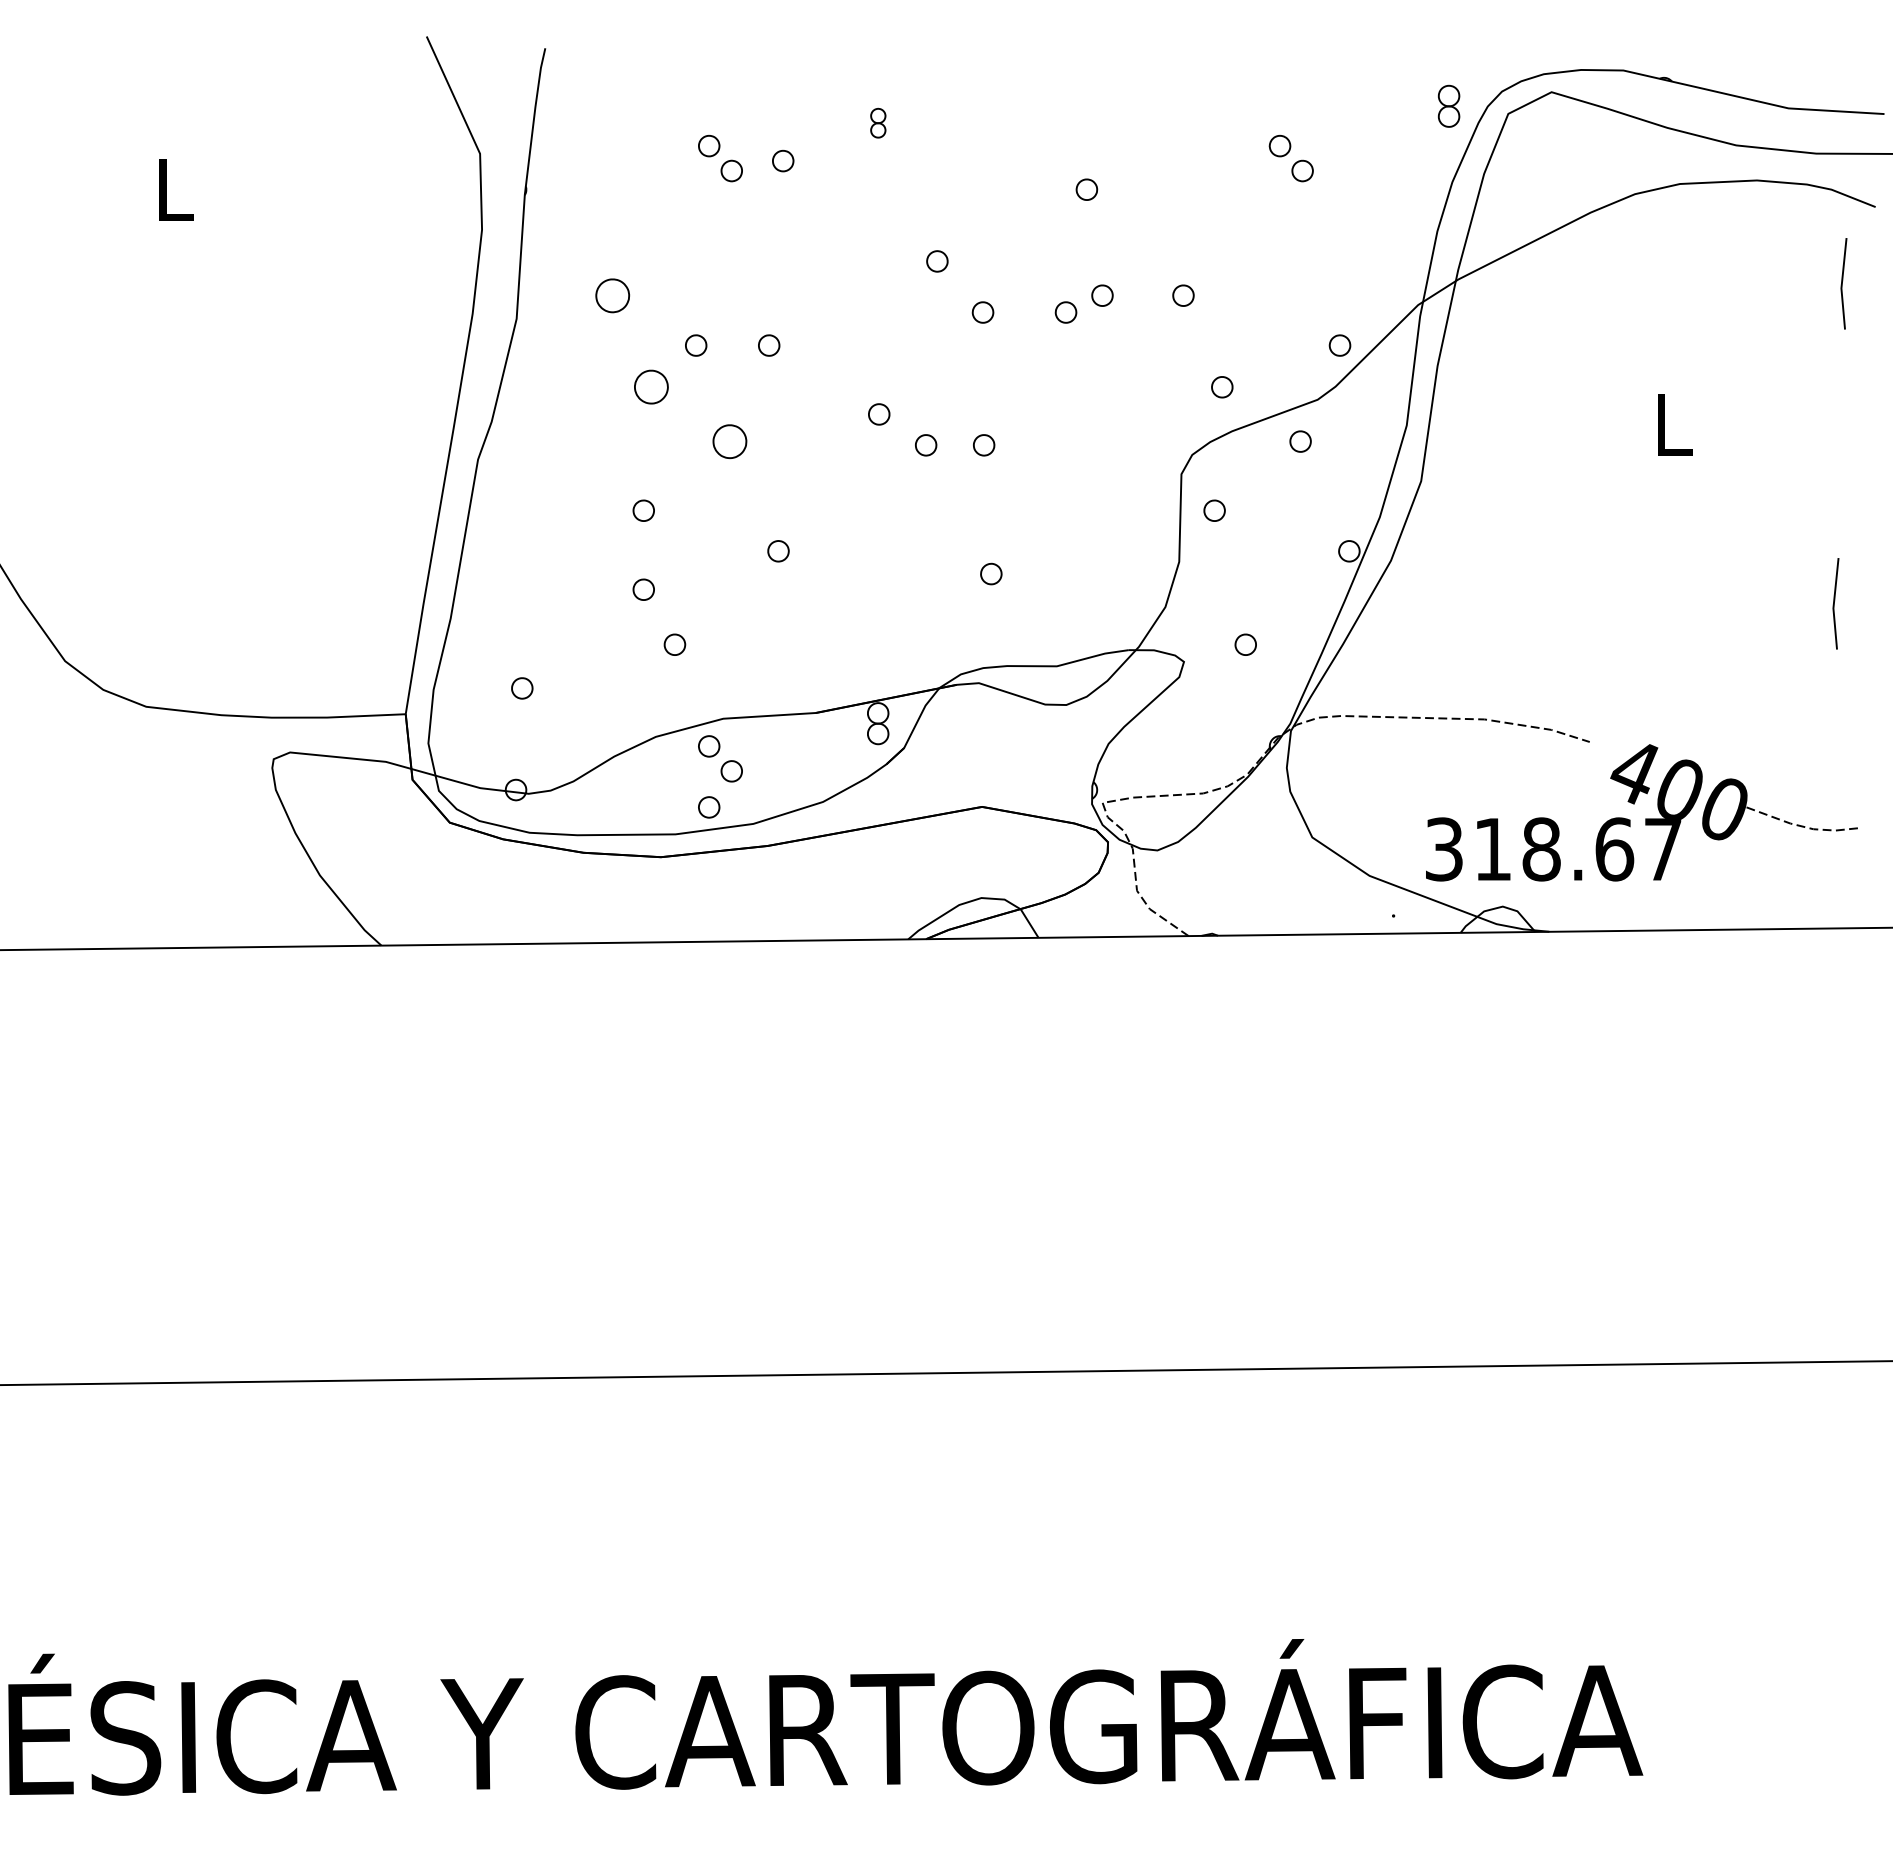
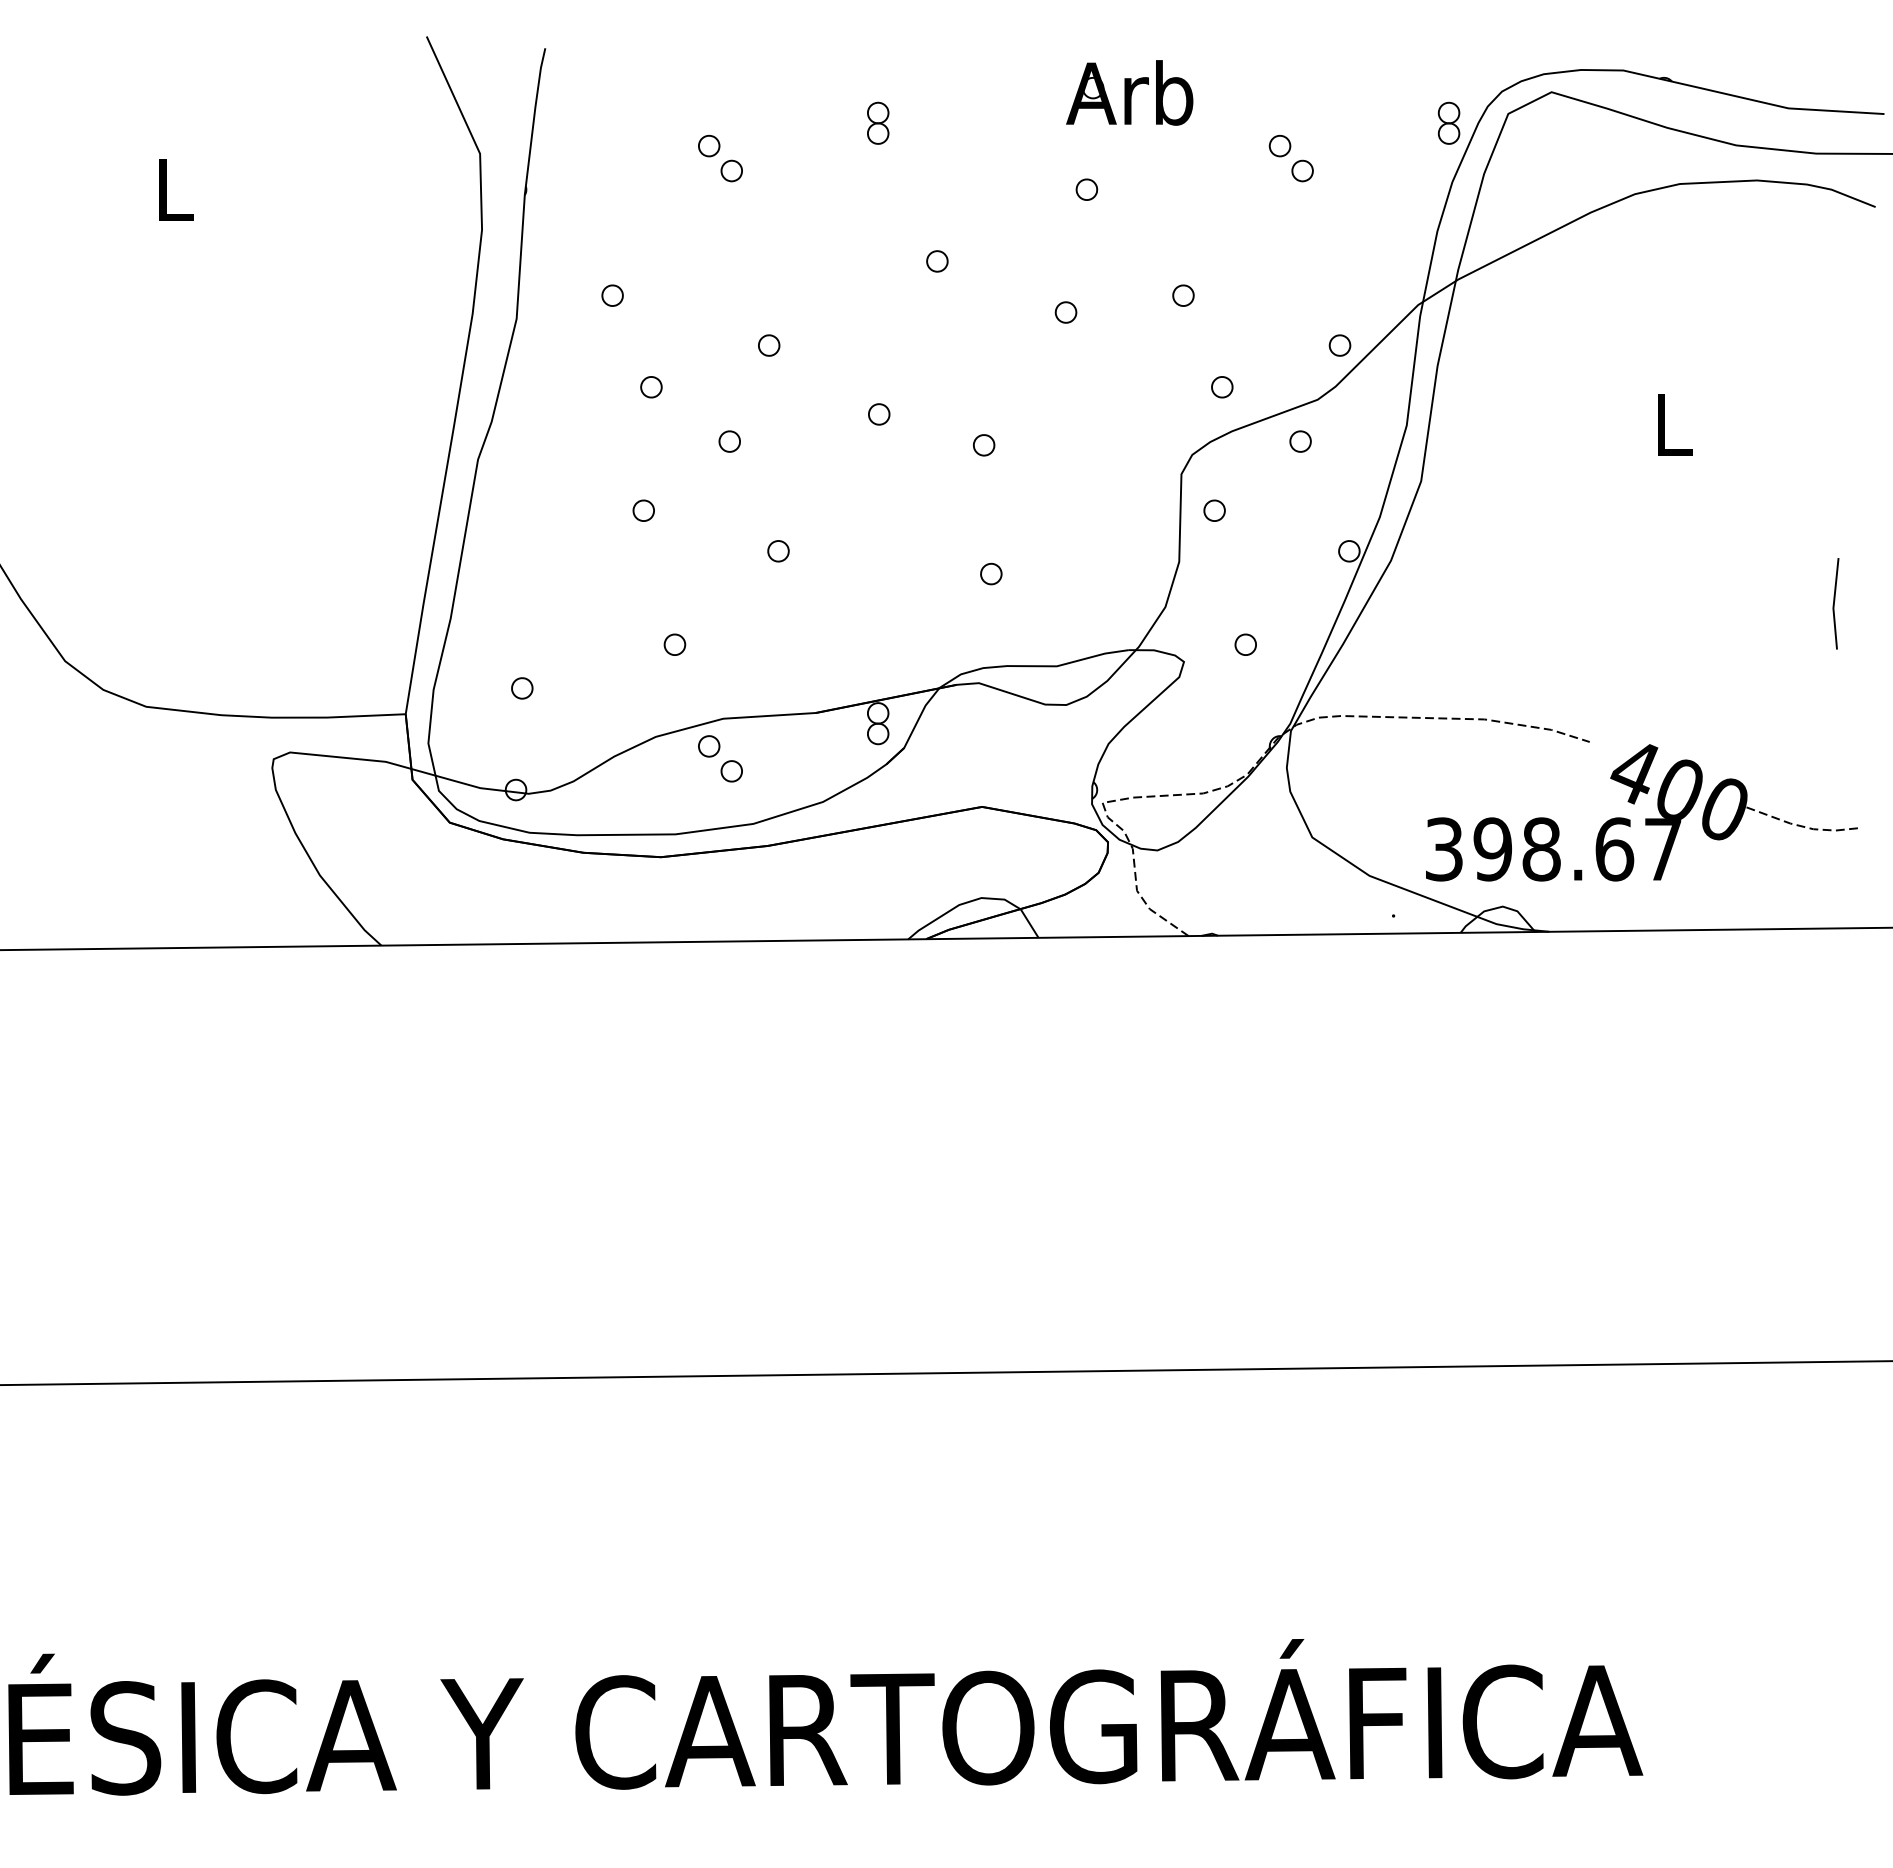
part: none -> present (1129, 92)
part position: (1449, 105) -> (1449, 122) (1449, 122)
part size: 17x32 px -> 23x44 px (878, 122)
part: present -> none (783, 161)
line: present -> none (1842, 283)
part size: 36x36 px -> 23x23 px (612, 295)
part: present -> none (1102, 295)
part: present -> none (982, 312)
part: present -> none (696, 345)
part size: 35x36 px -> 23x23 px (651, 387)
part size: 36x35 px -> 23x23 px (729, 441)
part: present -> none (926, 445)
part: present -> none (643, 589)
part: present -> none (709, 807)
text: 318.67 -> 398.67 (1492, 849)
